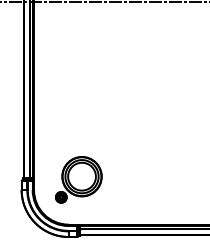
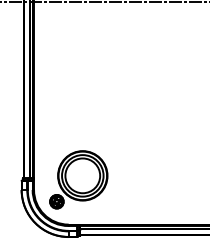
part size: 48x48 px -> 60x60 px (78, 179)
